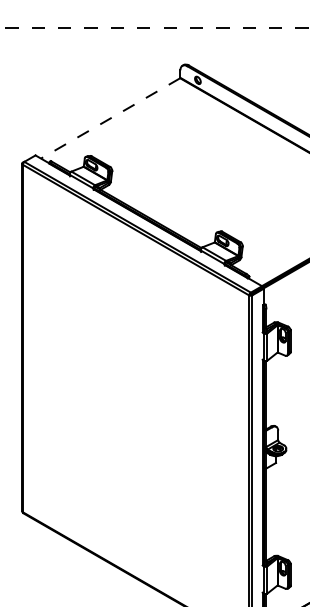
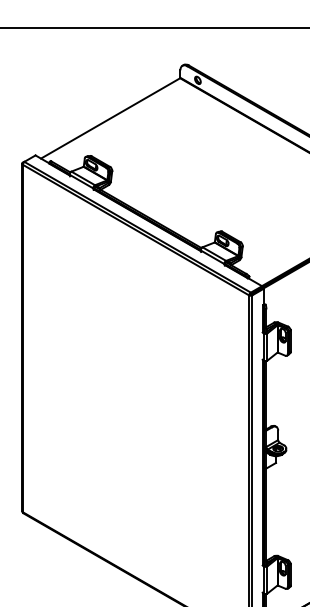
line: dashed -> solid (155, 27)
line: dashed -> solid (110, 118)
